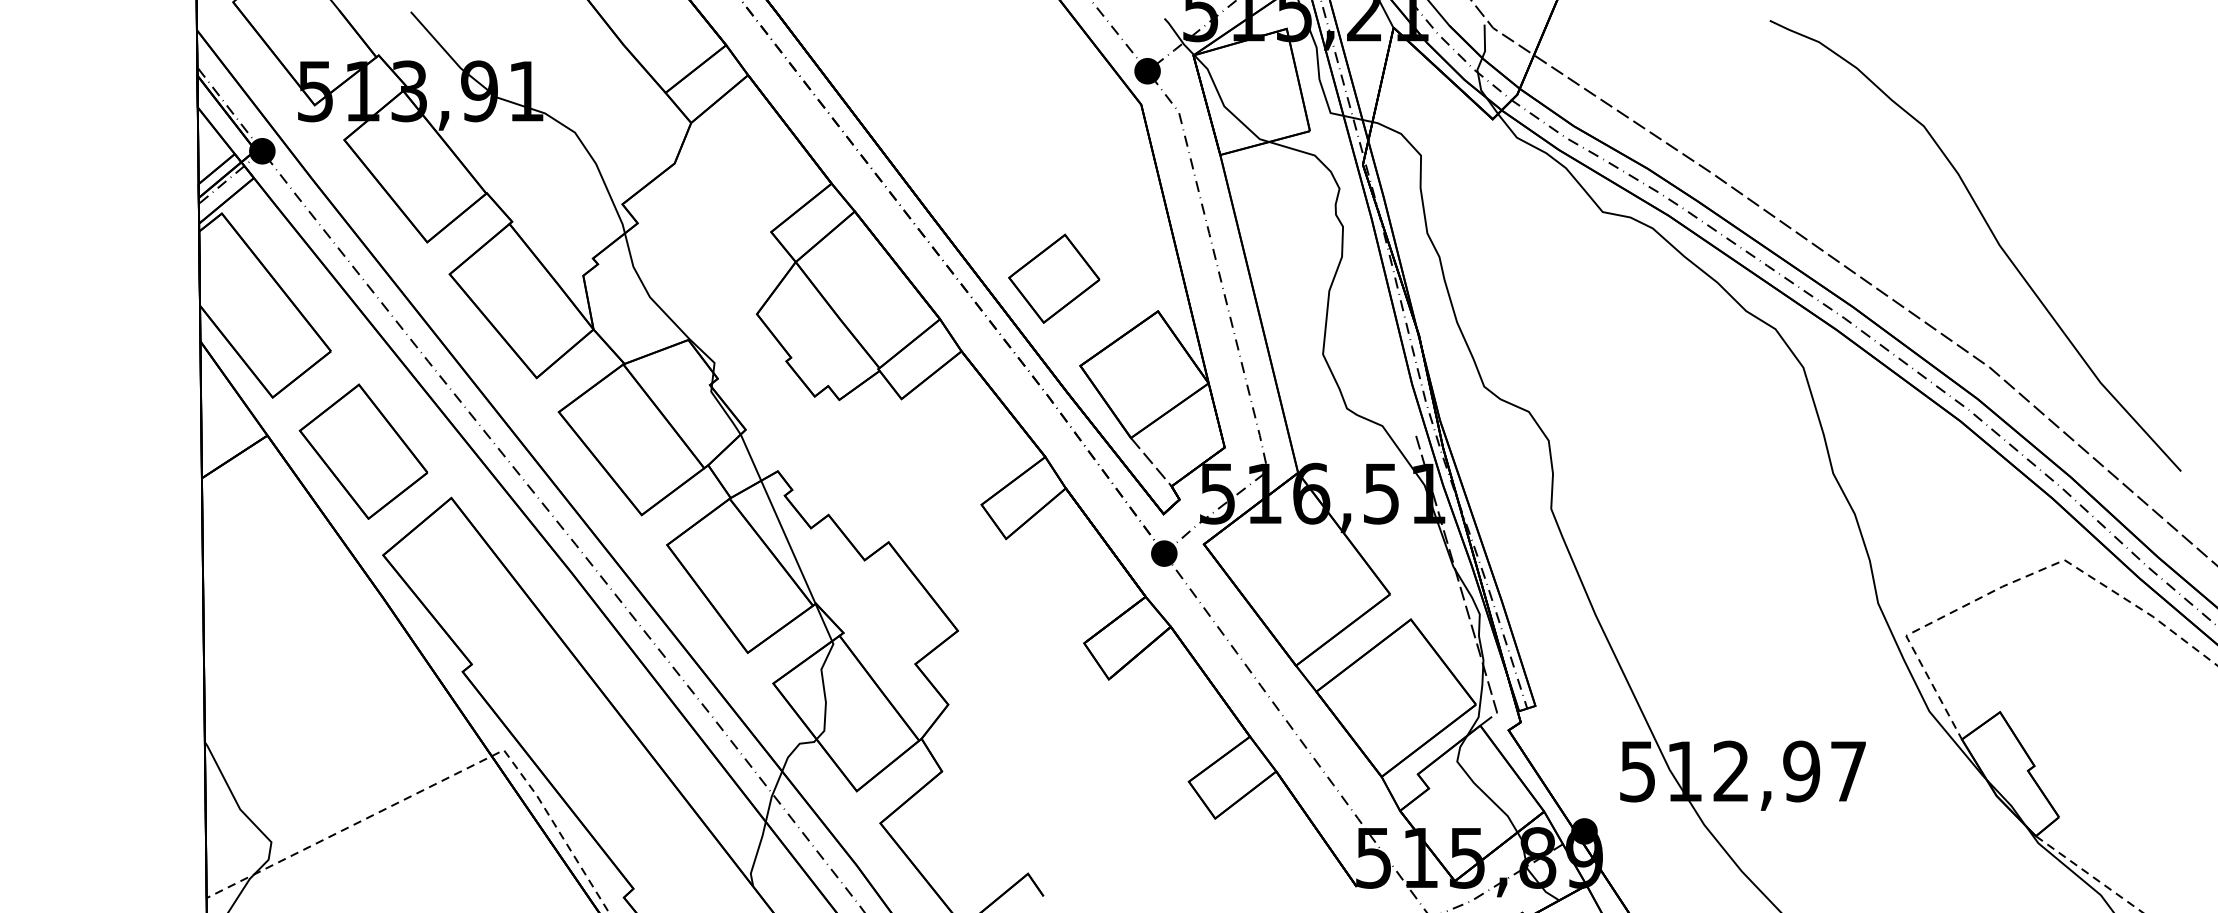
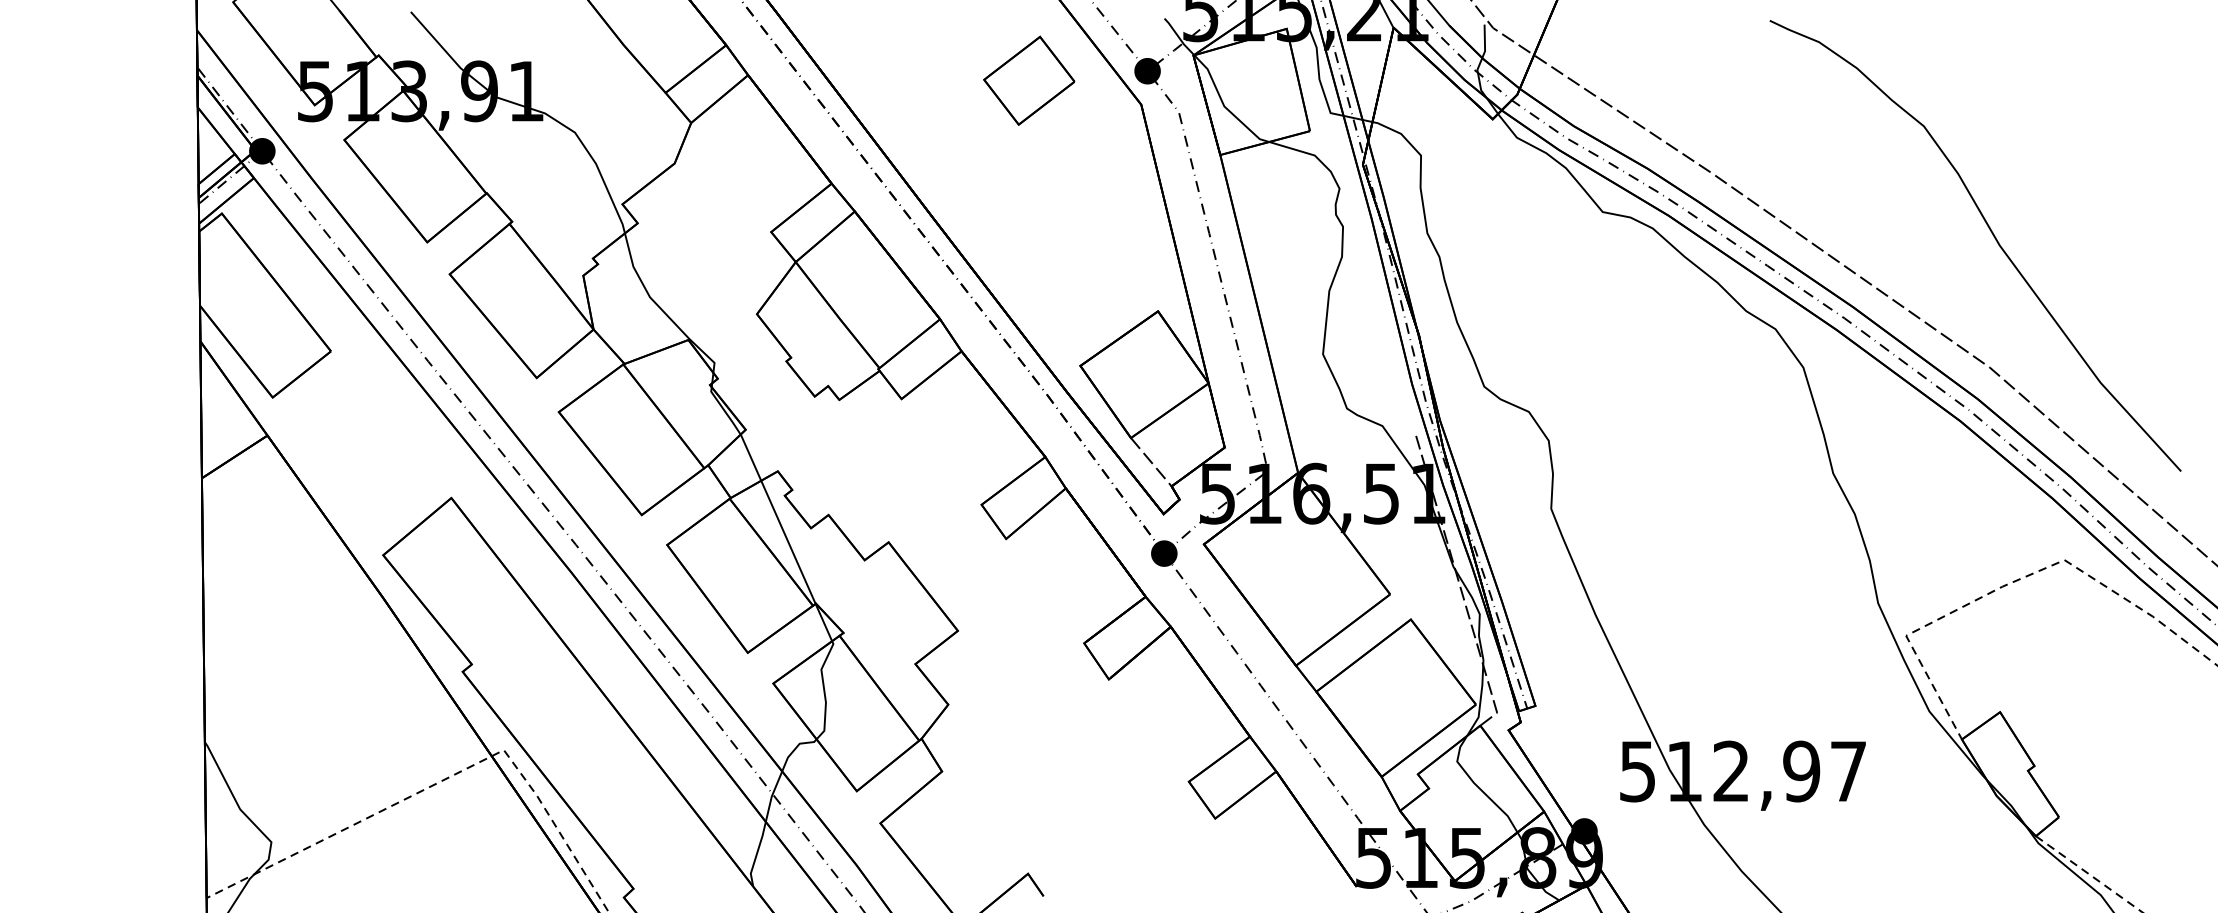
part position: (1054, 278) -> (1029, 80) (1029, 80)
part: present -> none (363, 451)
